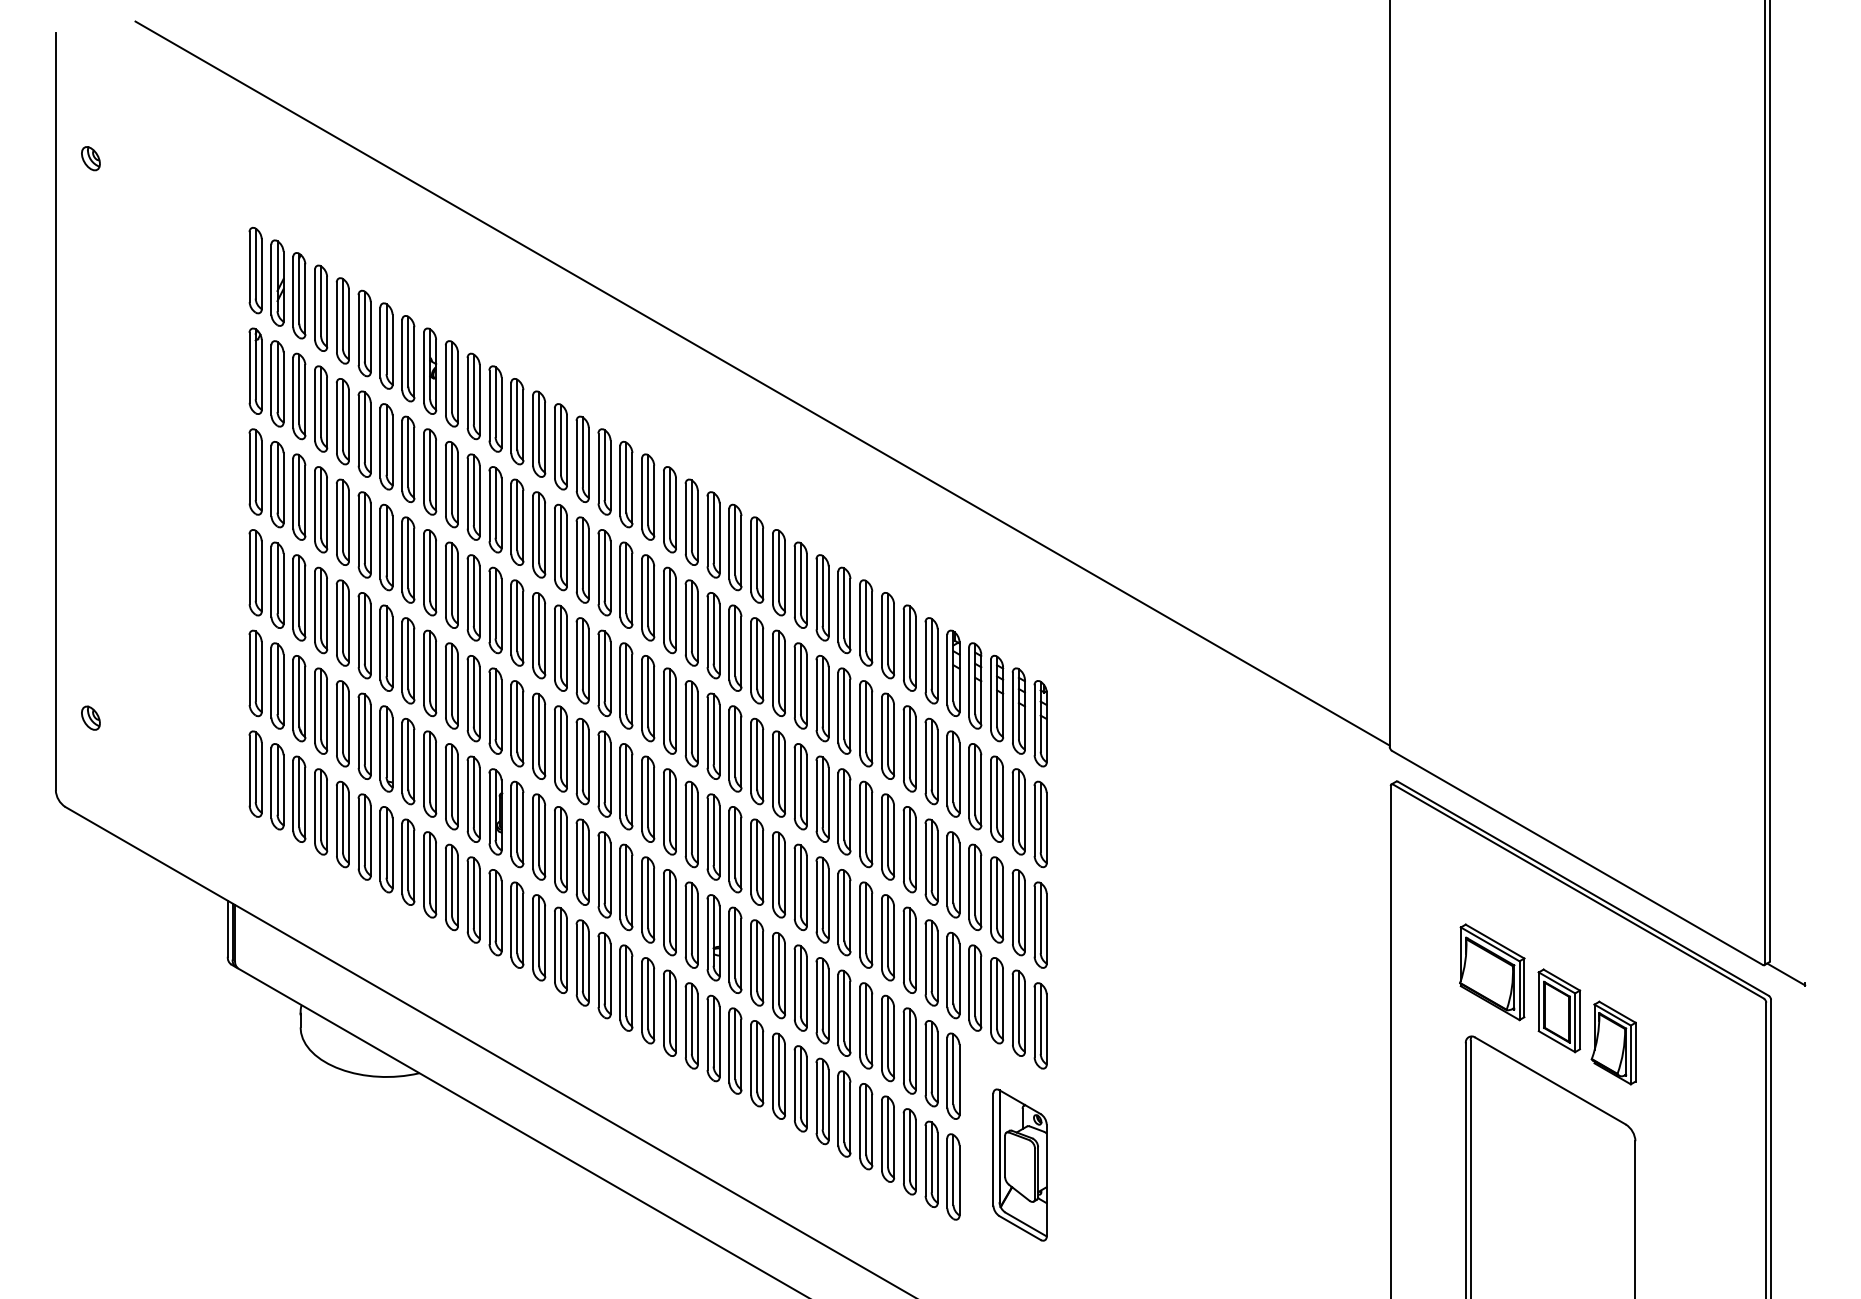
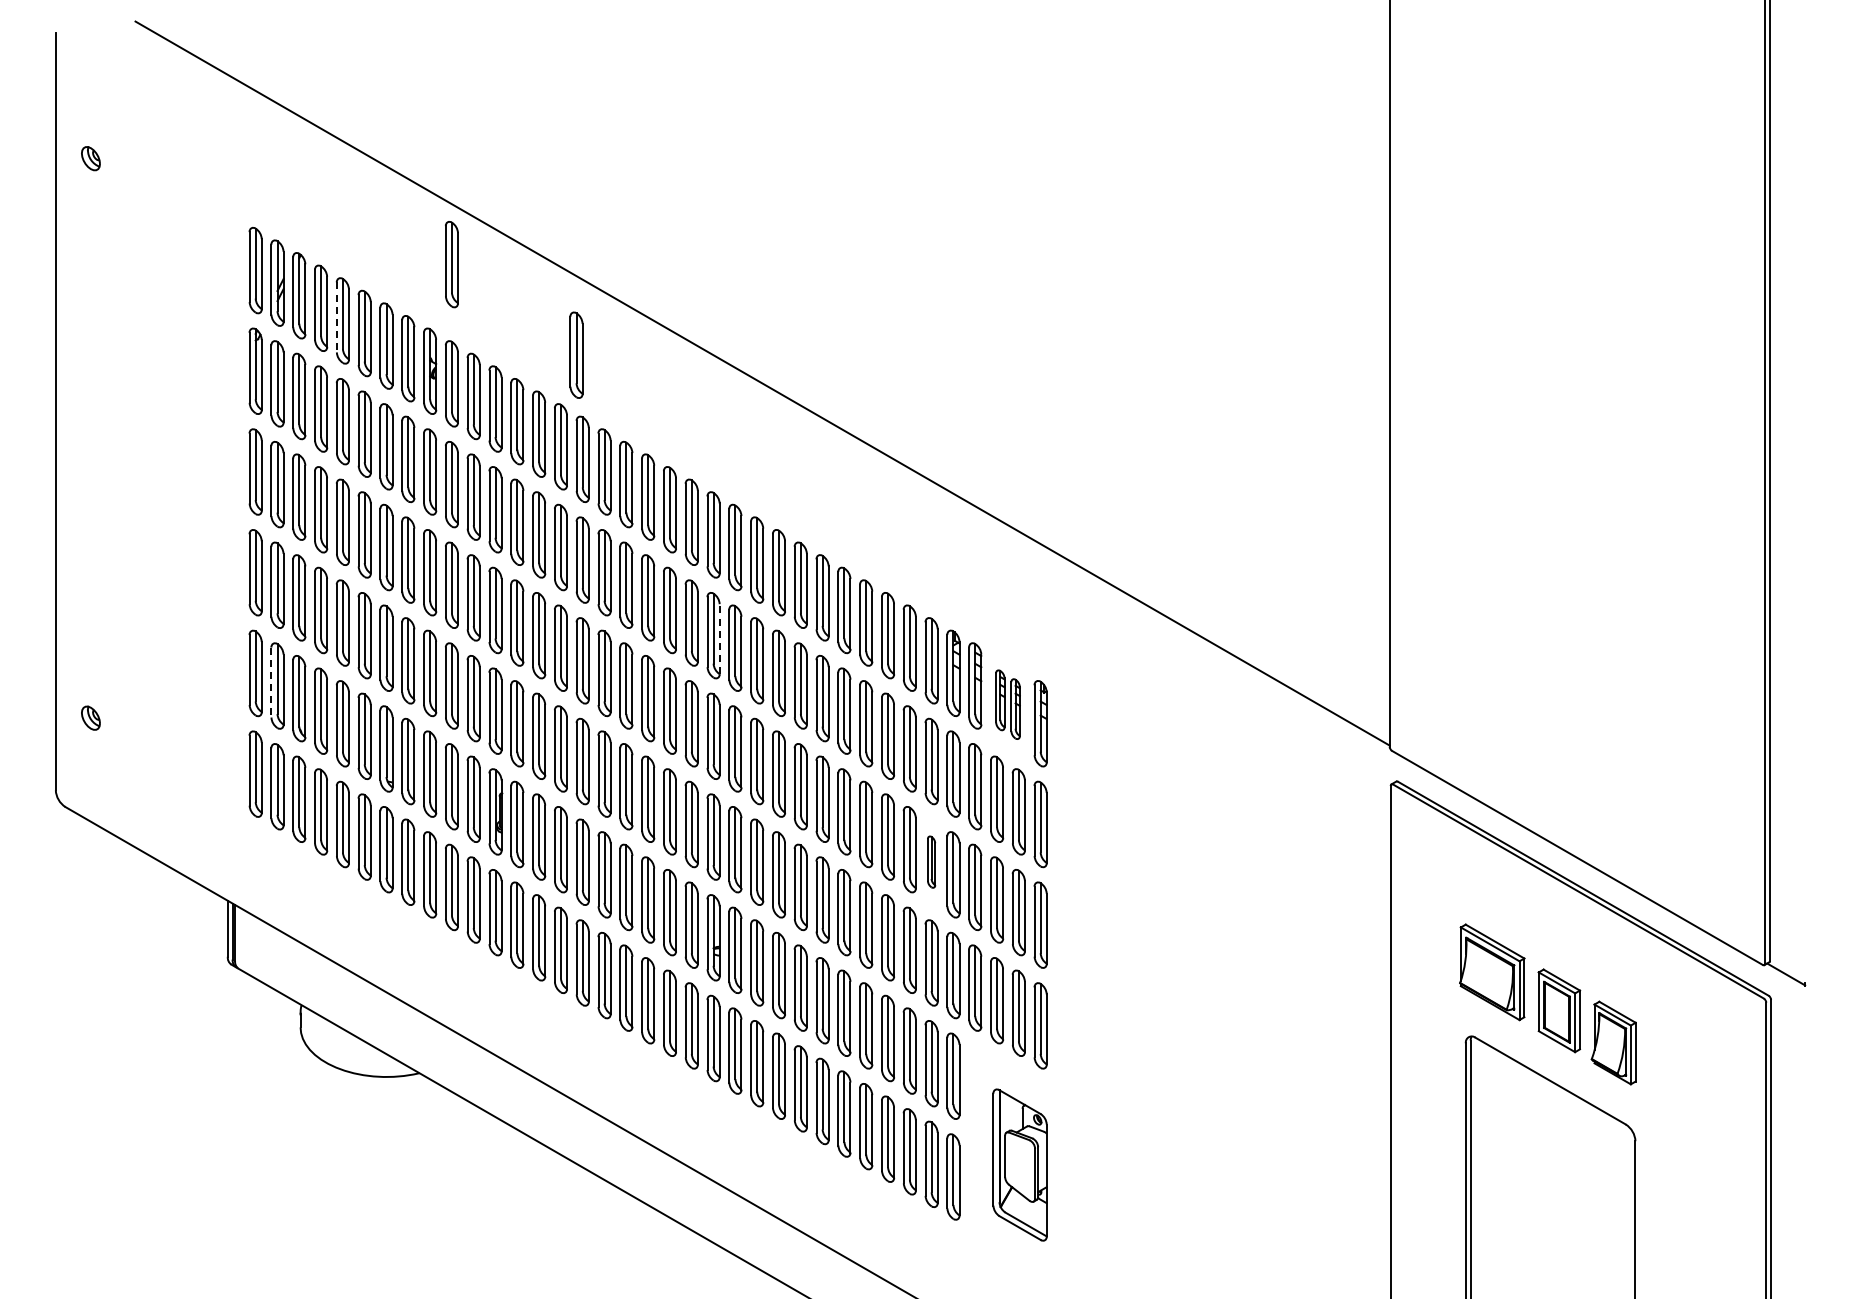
part: none -> present (451, 264)
line: solid -> dashed (336, 317)
part: none -> present (576, 354)
line: solid -> dashed (719, 639)
line: solid -> dashed (271, 682)
part size: 36x101 px -> 26x71 px (1007, 704)
part size: 15x88 px -> 10x54 px (931, 861)
